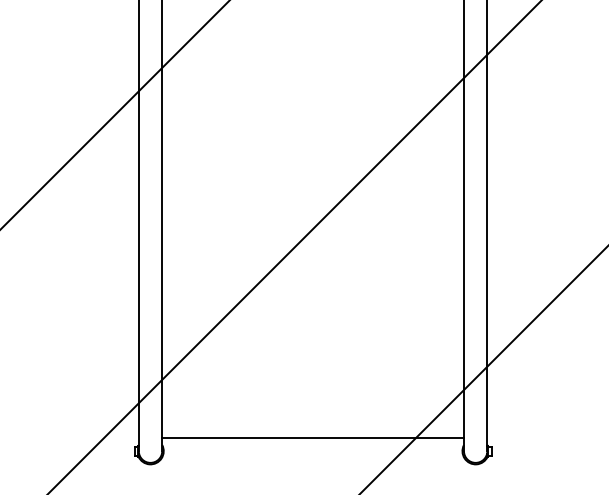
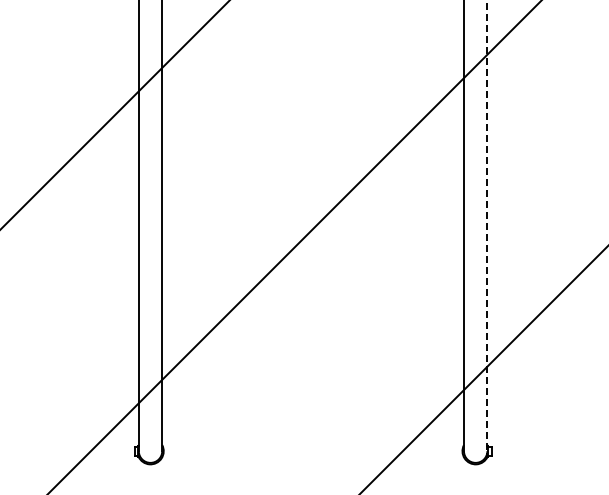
line: solid -> dashed (487, 226)
line: present -> none (312, 438)
